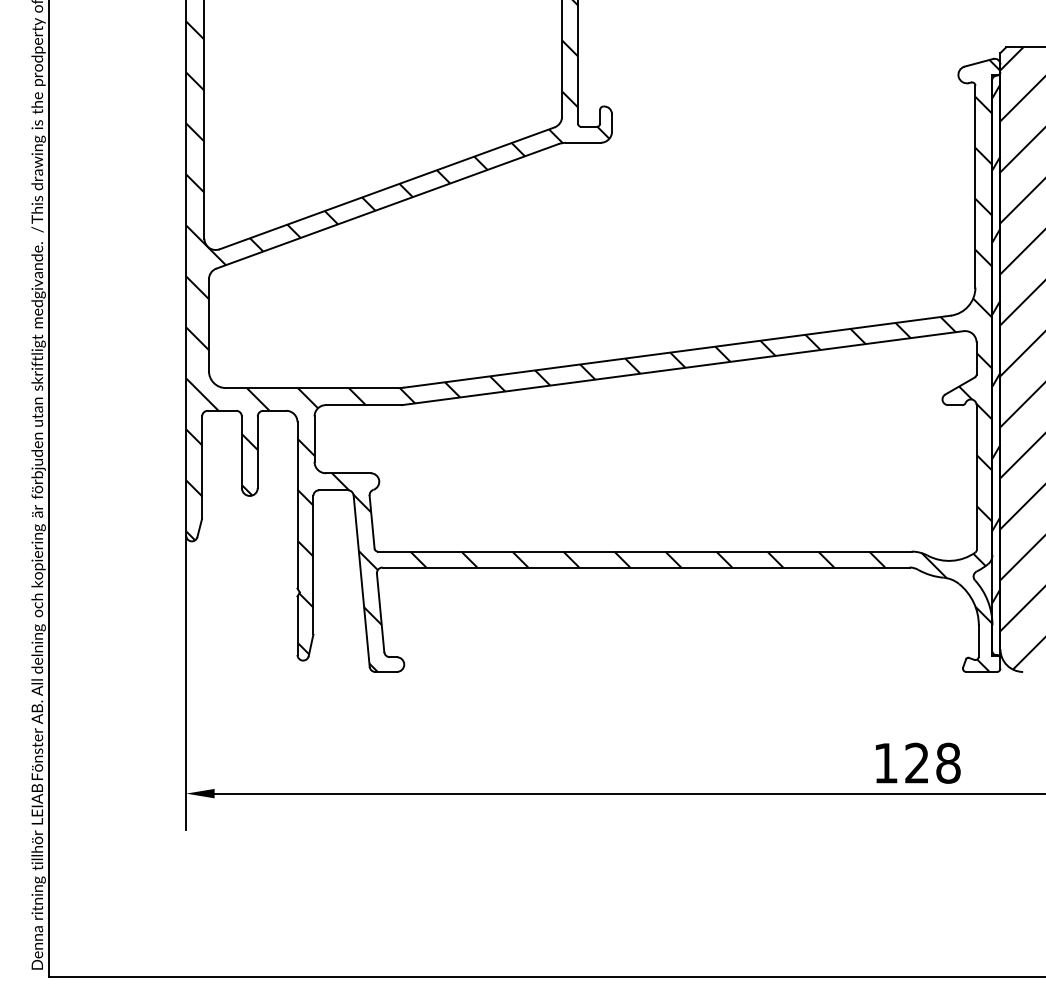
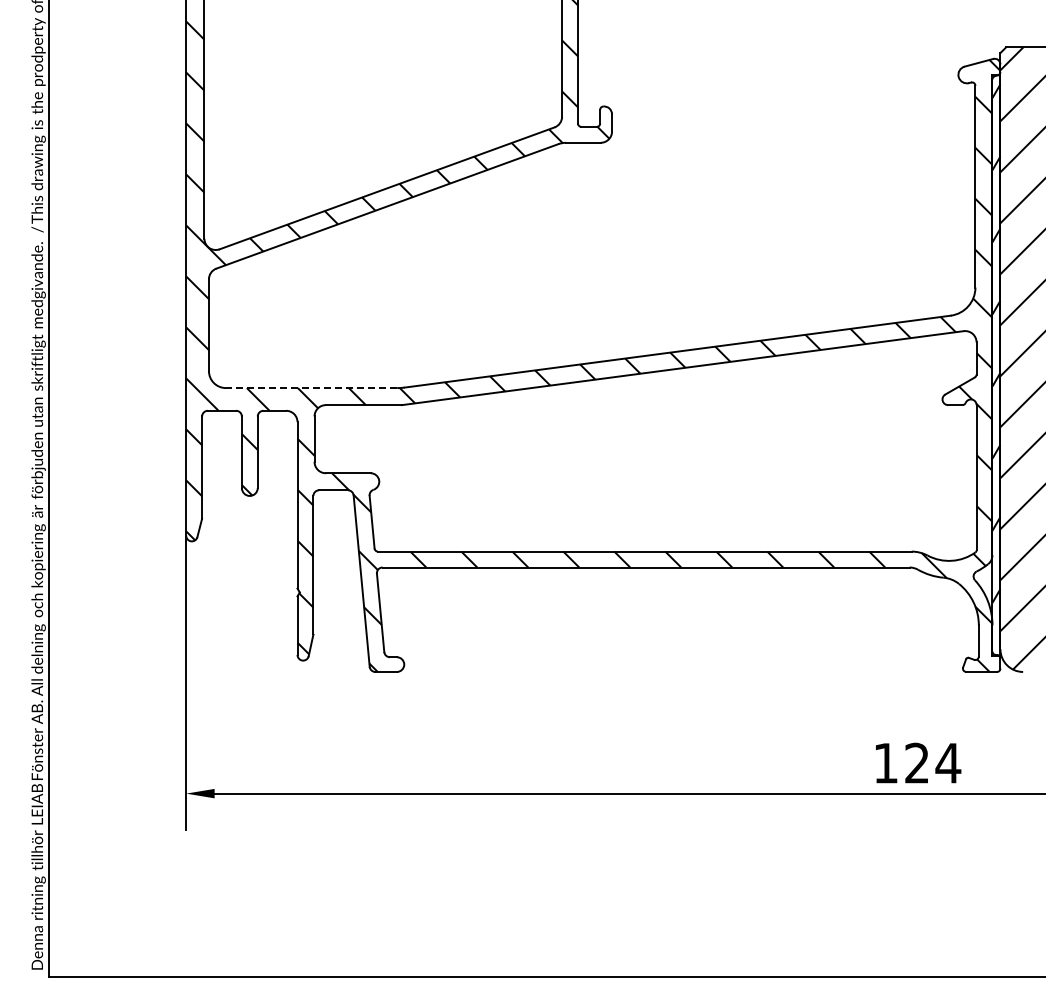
line: solid -> dashed (311, 388)
text: 128 -> 124 (948, 762)
